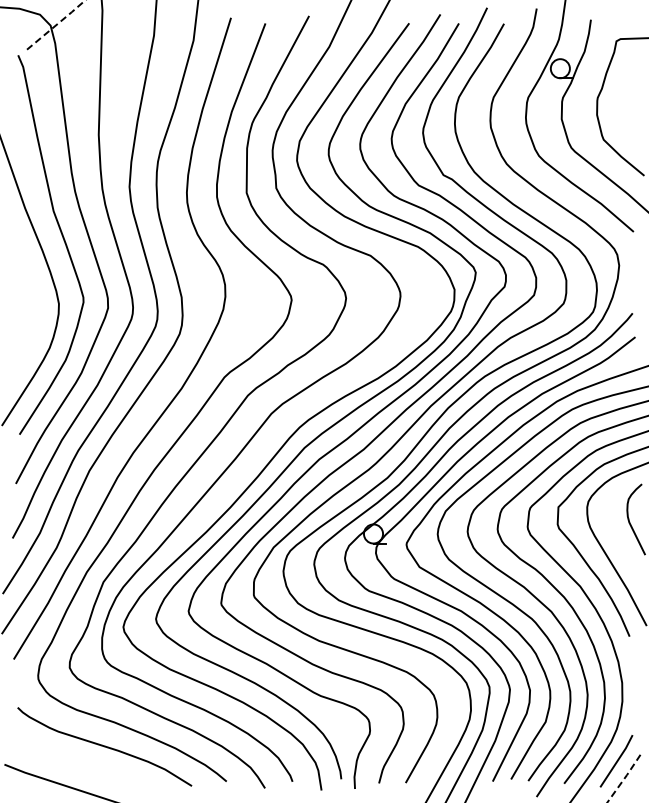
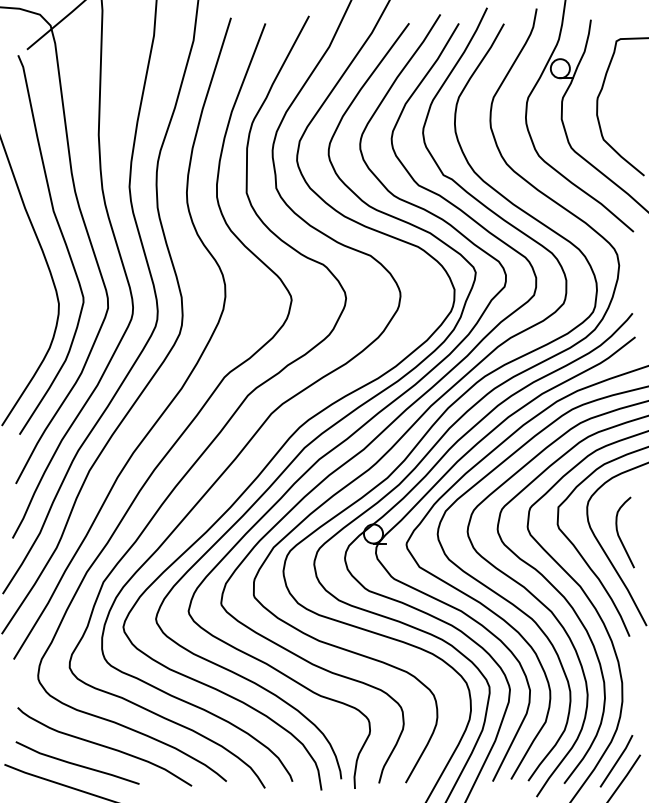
line: dashed -> solid (56, 24)
curve position: (630, 522) -> (619, 535) (619, 535)
line: none -> present (76, 763)
line: dashed -> solid (624, 778)
